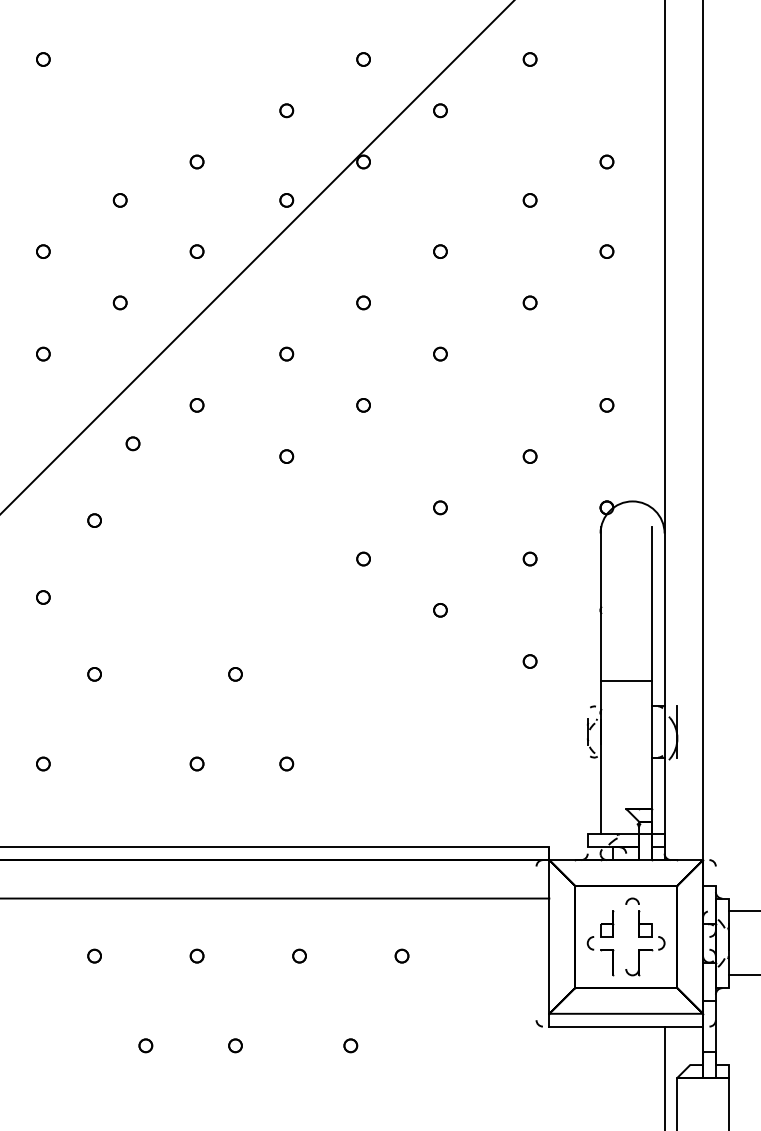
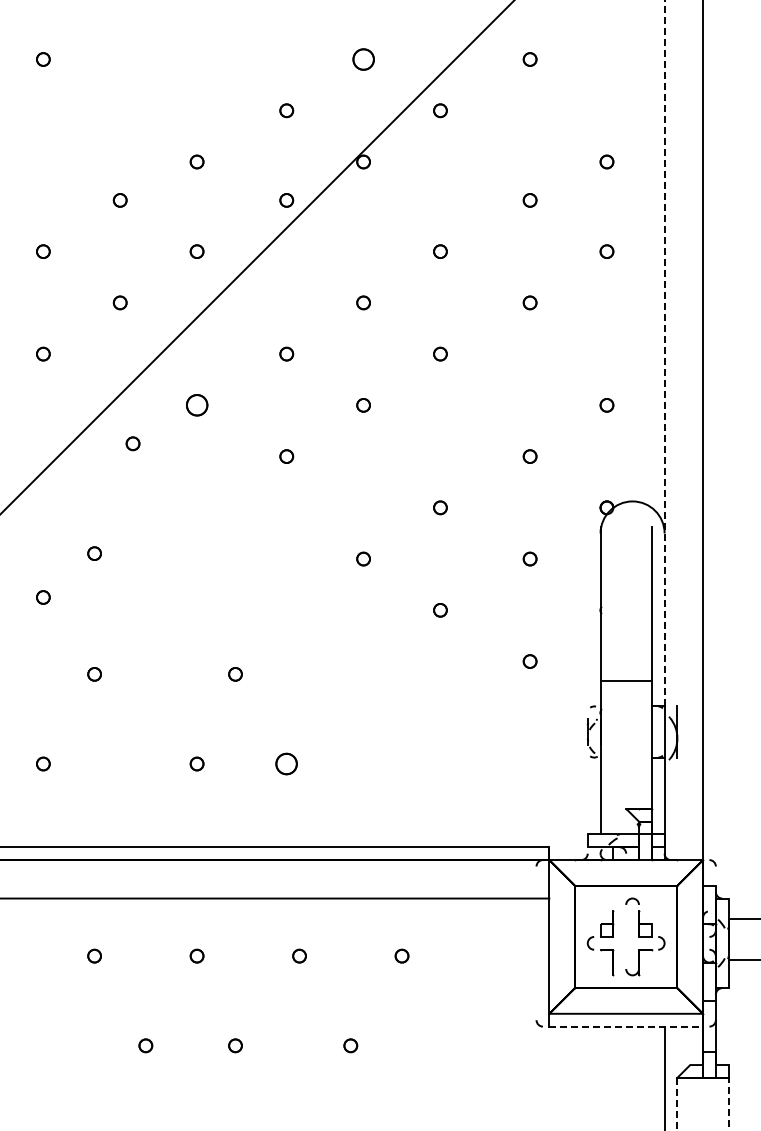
part size: 15x15 px -> 23x23 px (363, 59)
line: solid -> dashed (664, 353)
part size: 16x15 px -> 23x23 px (197, 405)
part position: (94, 520) -> (94, 553) (94, 553)
part size: 16x16 px -> 23x24 px (286, 763)
line position: (742, 911) -> (742, 919) (742, 919)
line position: (742, 975) -> (742, 960) (742, 960)
line: solid -> dashed (626, 1026)
line: solid -> dashed (728, 1130)
